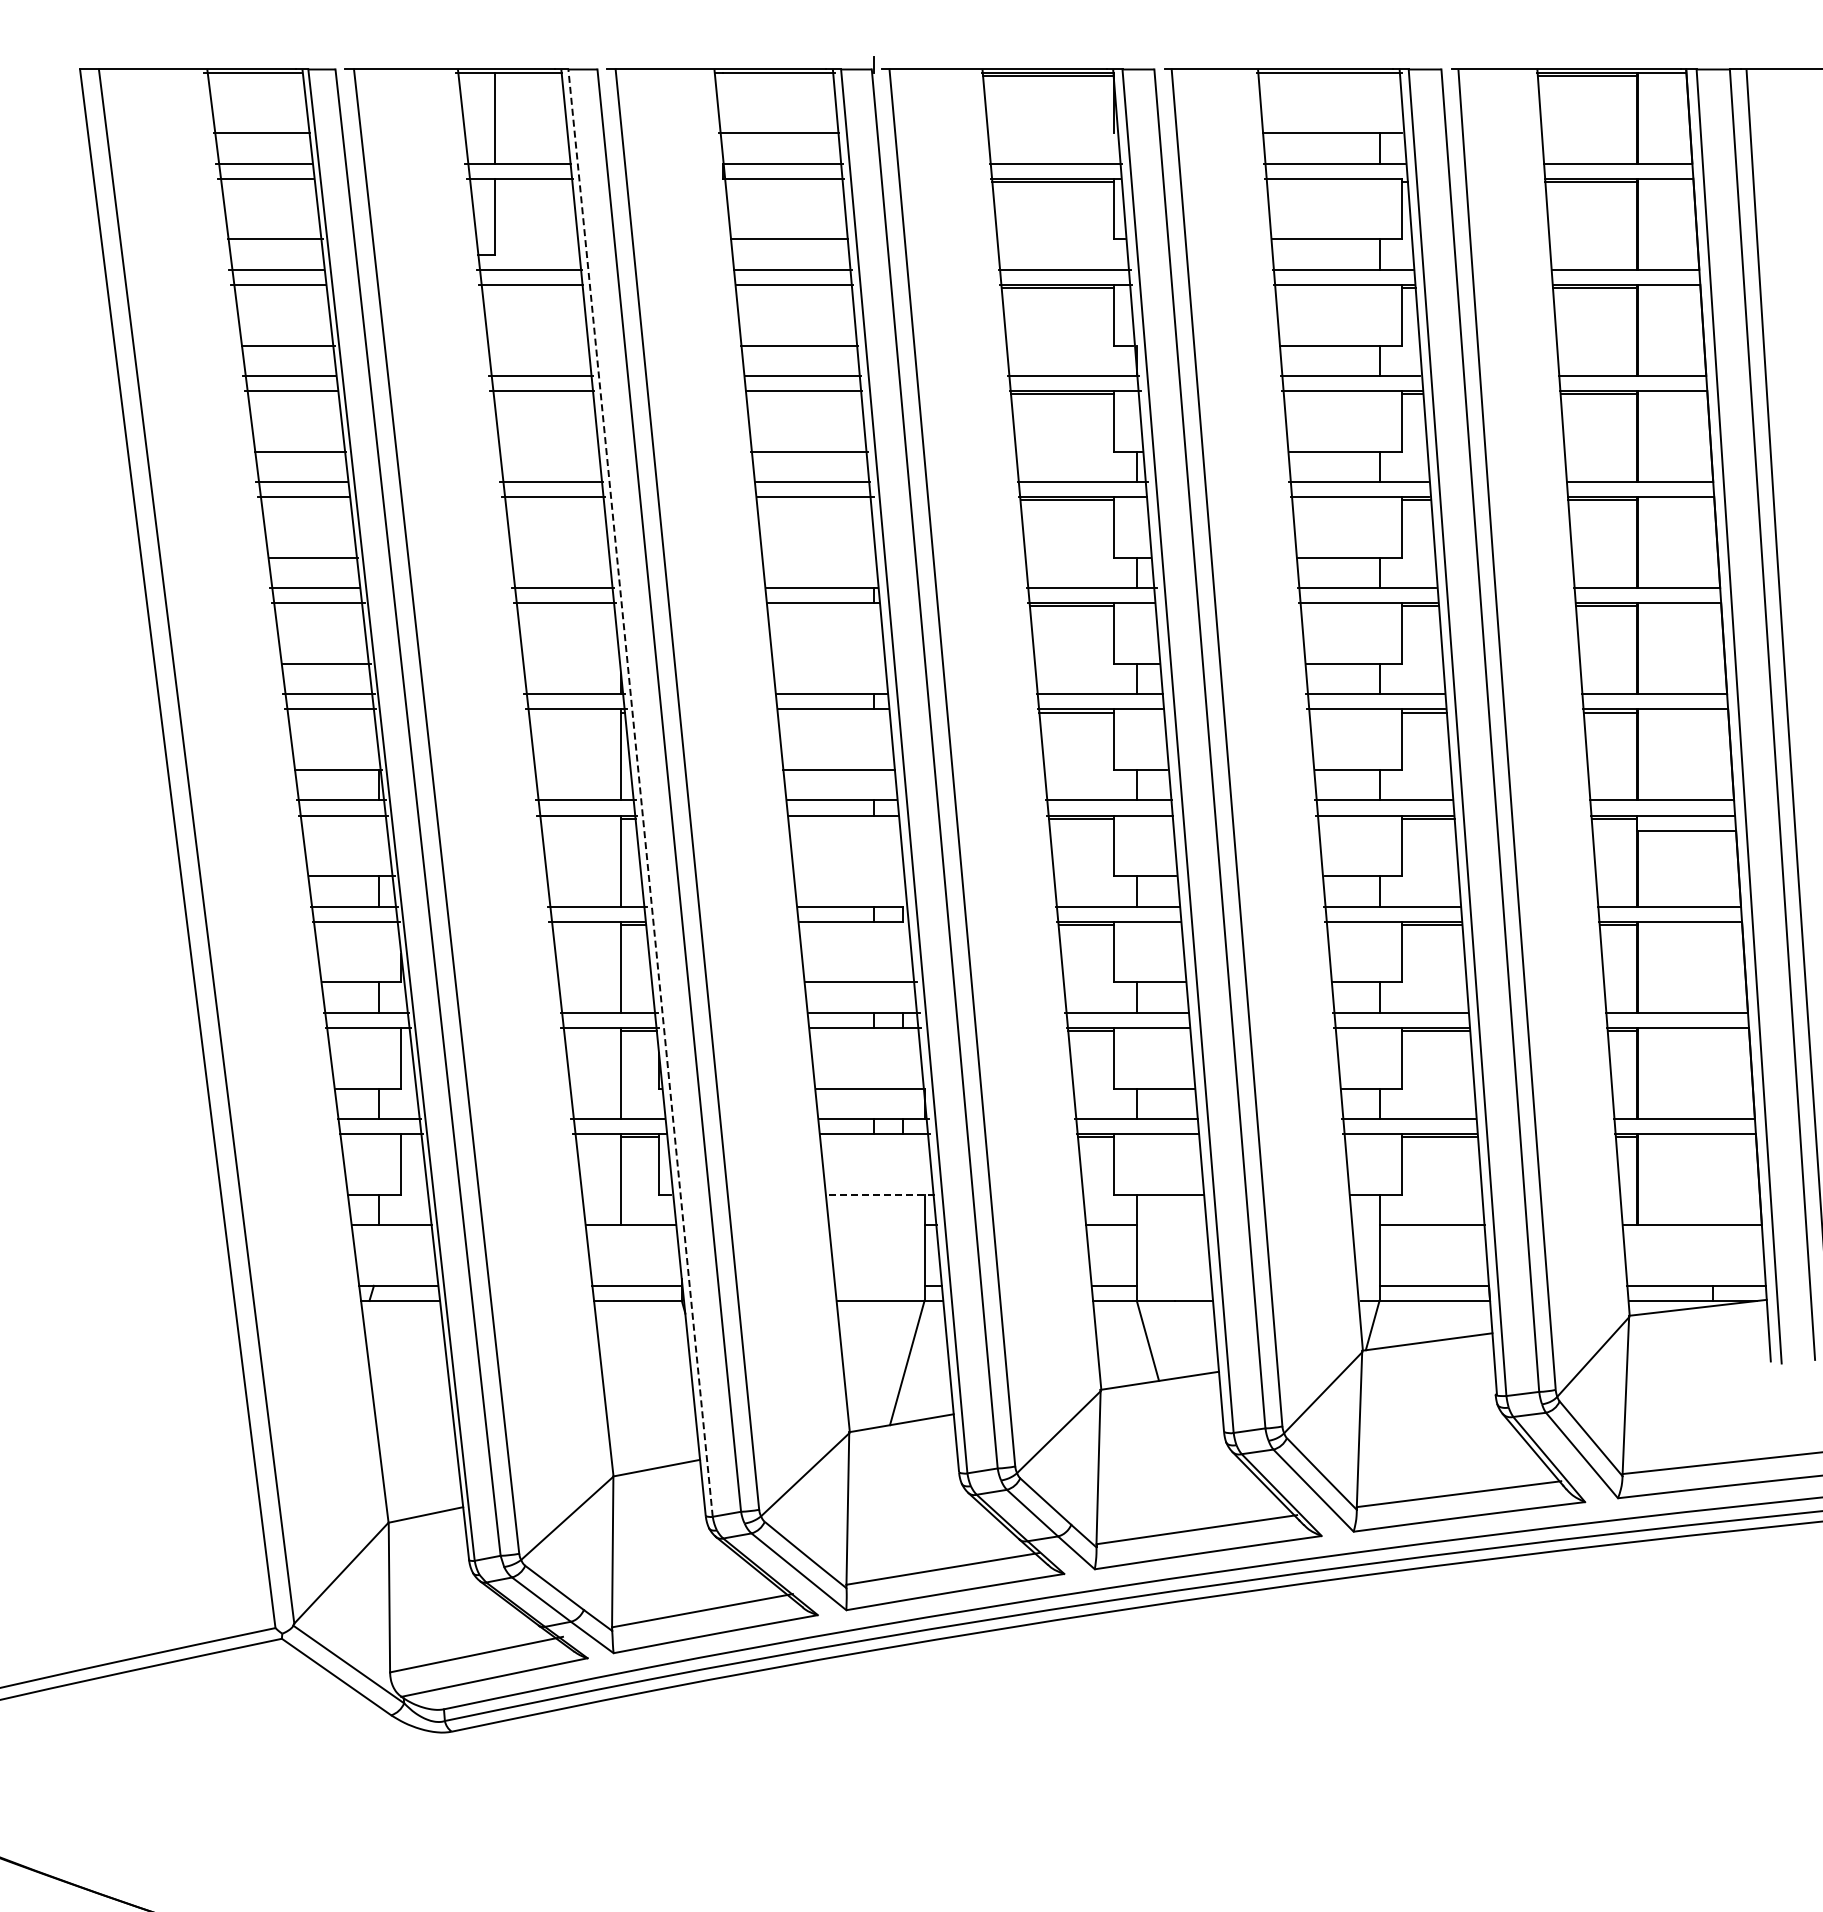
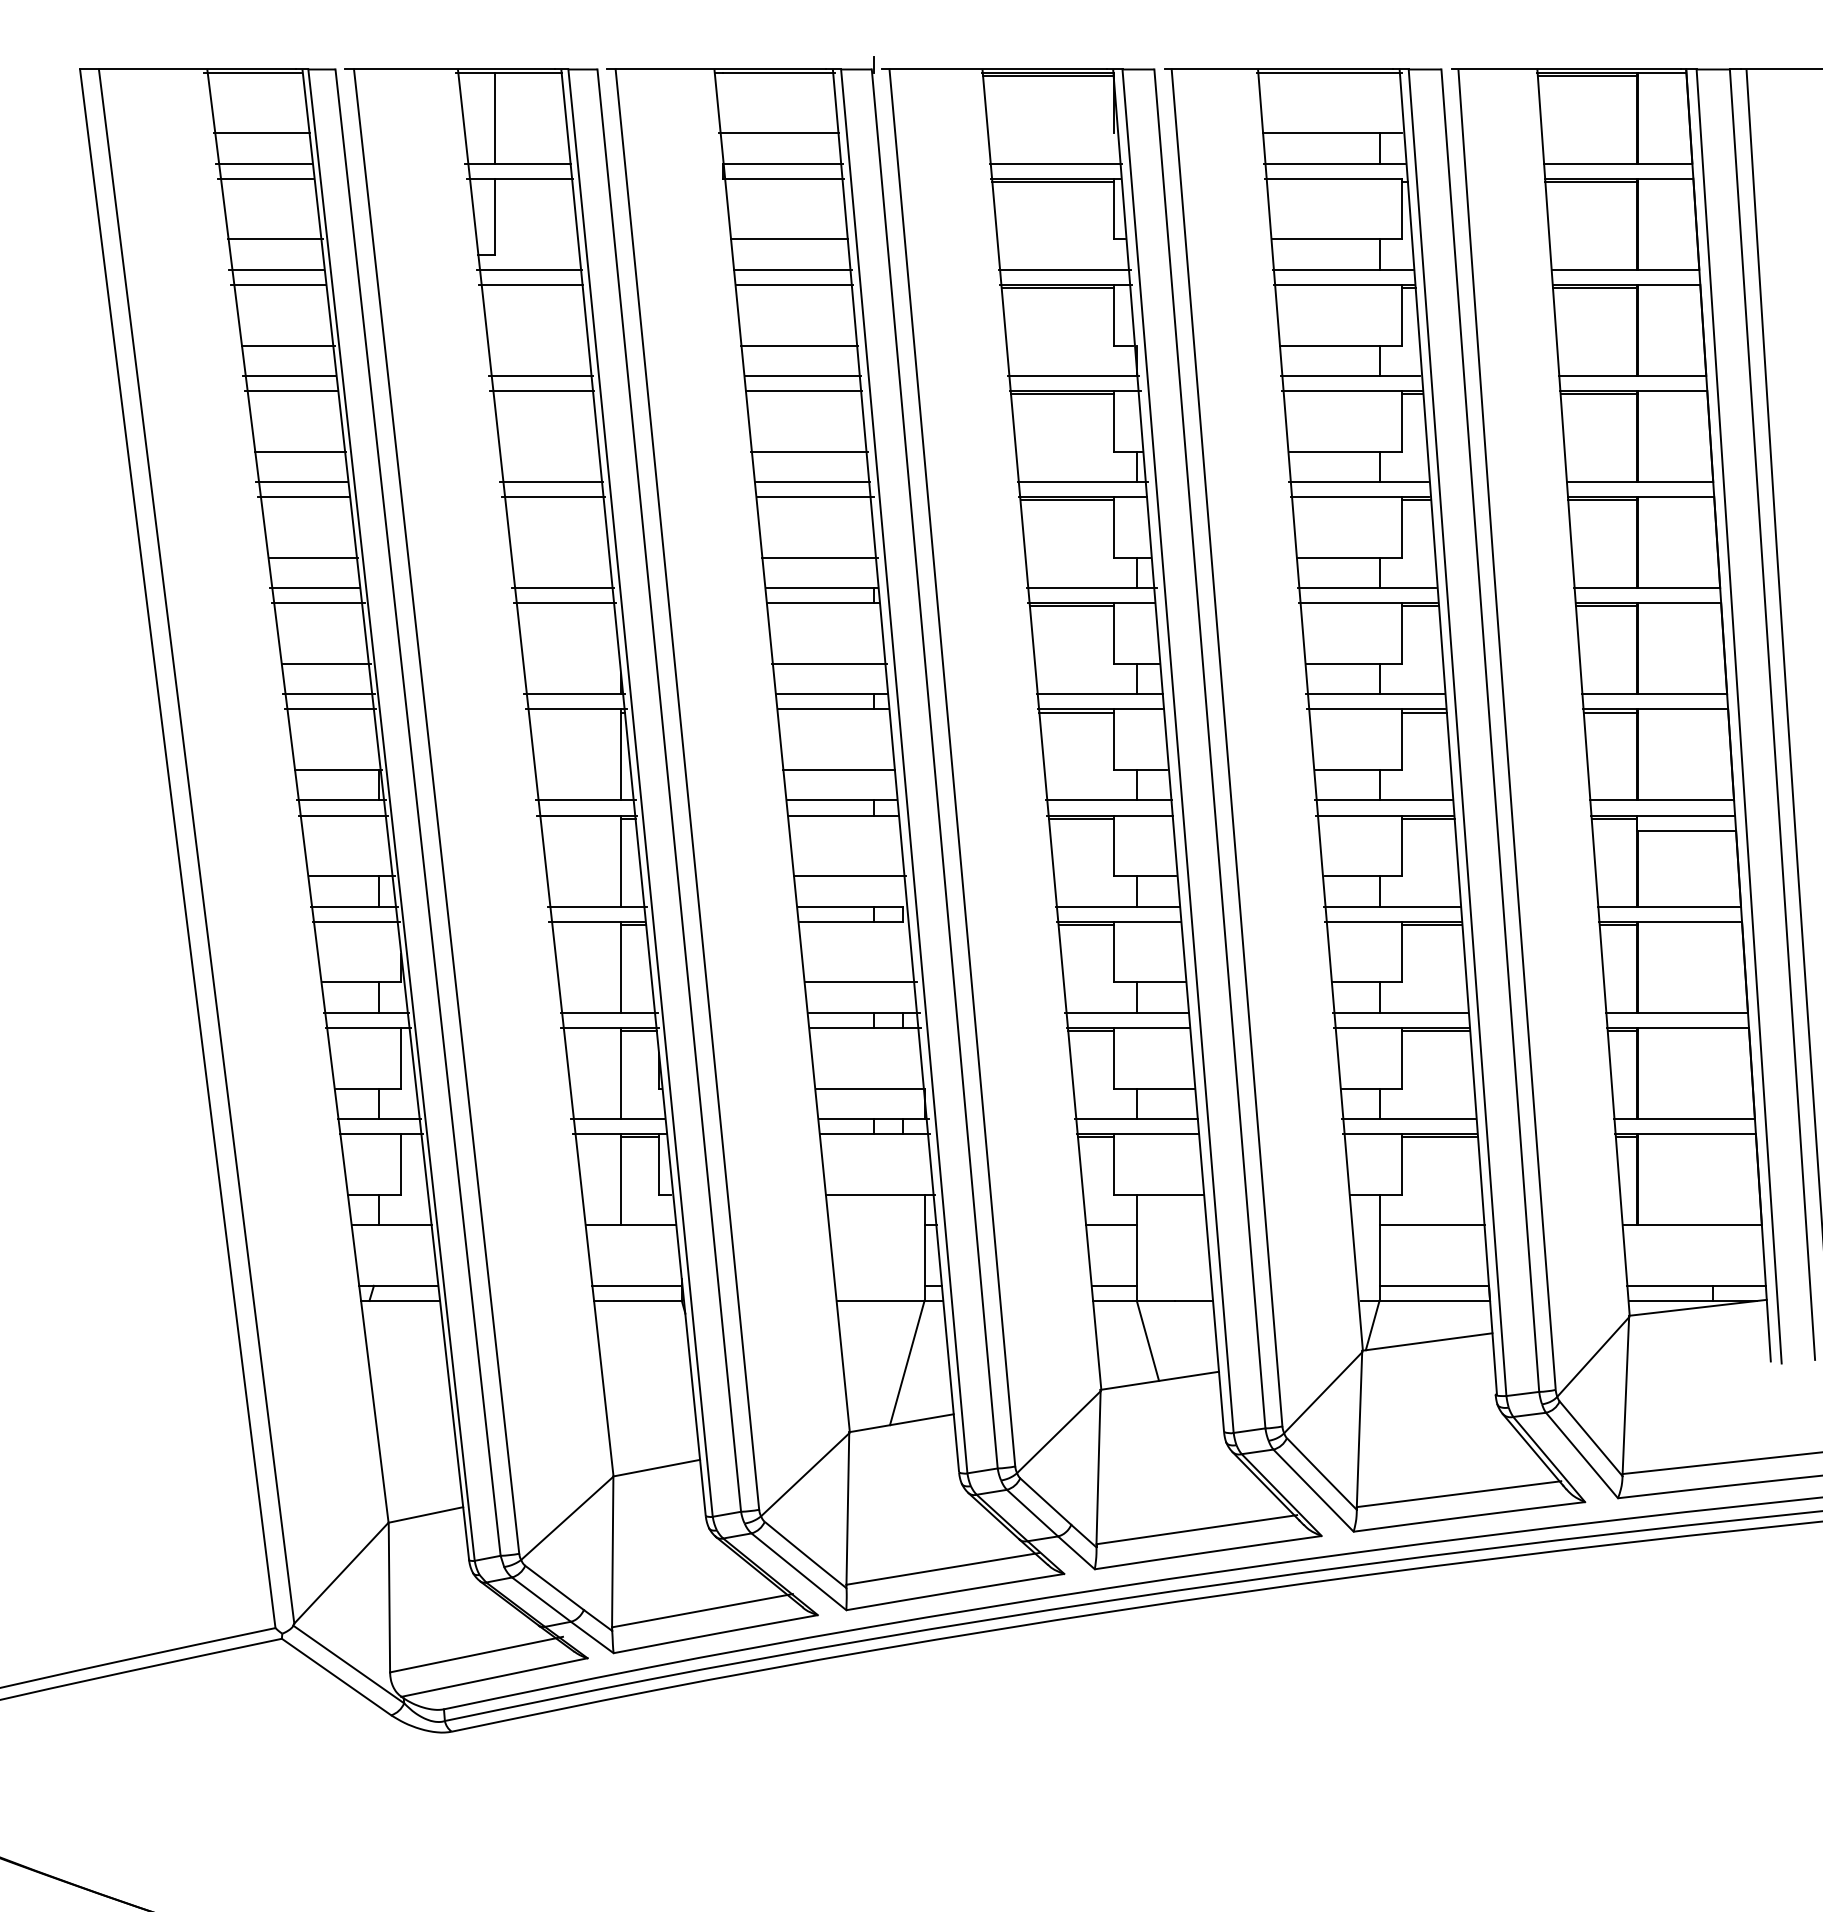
line: none -> present (819, 557)
line: none -> present (829, 664)
line: dashed -> solid (640, 792)
line: none -> present (850, 876)
line: dashed -> solid (880, 1194)
